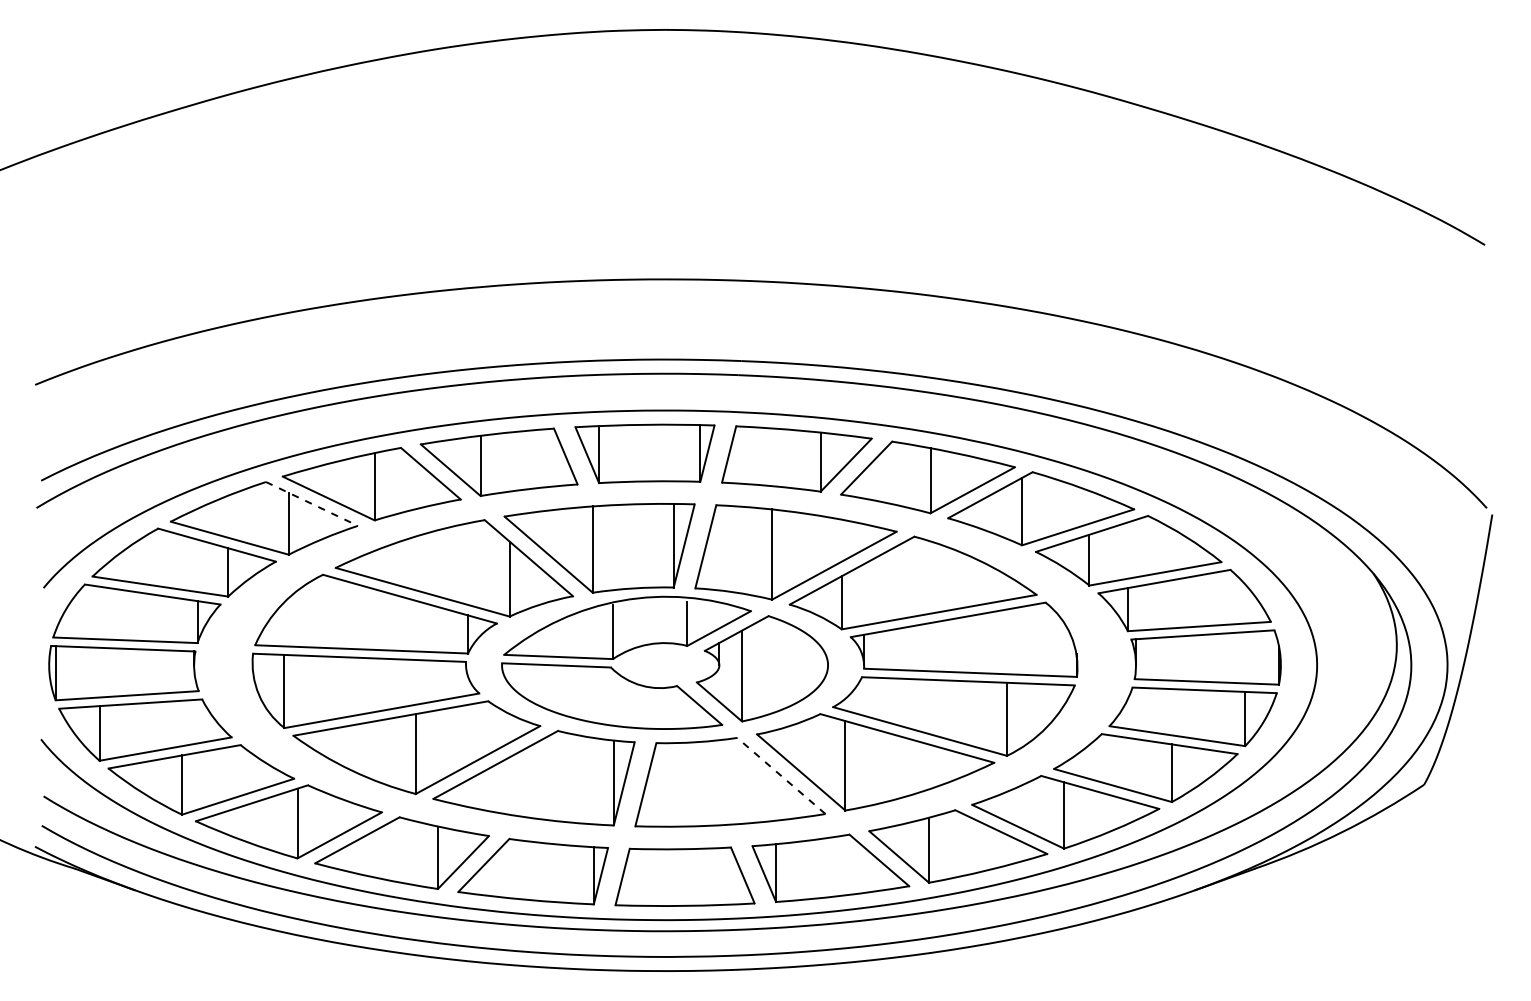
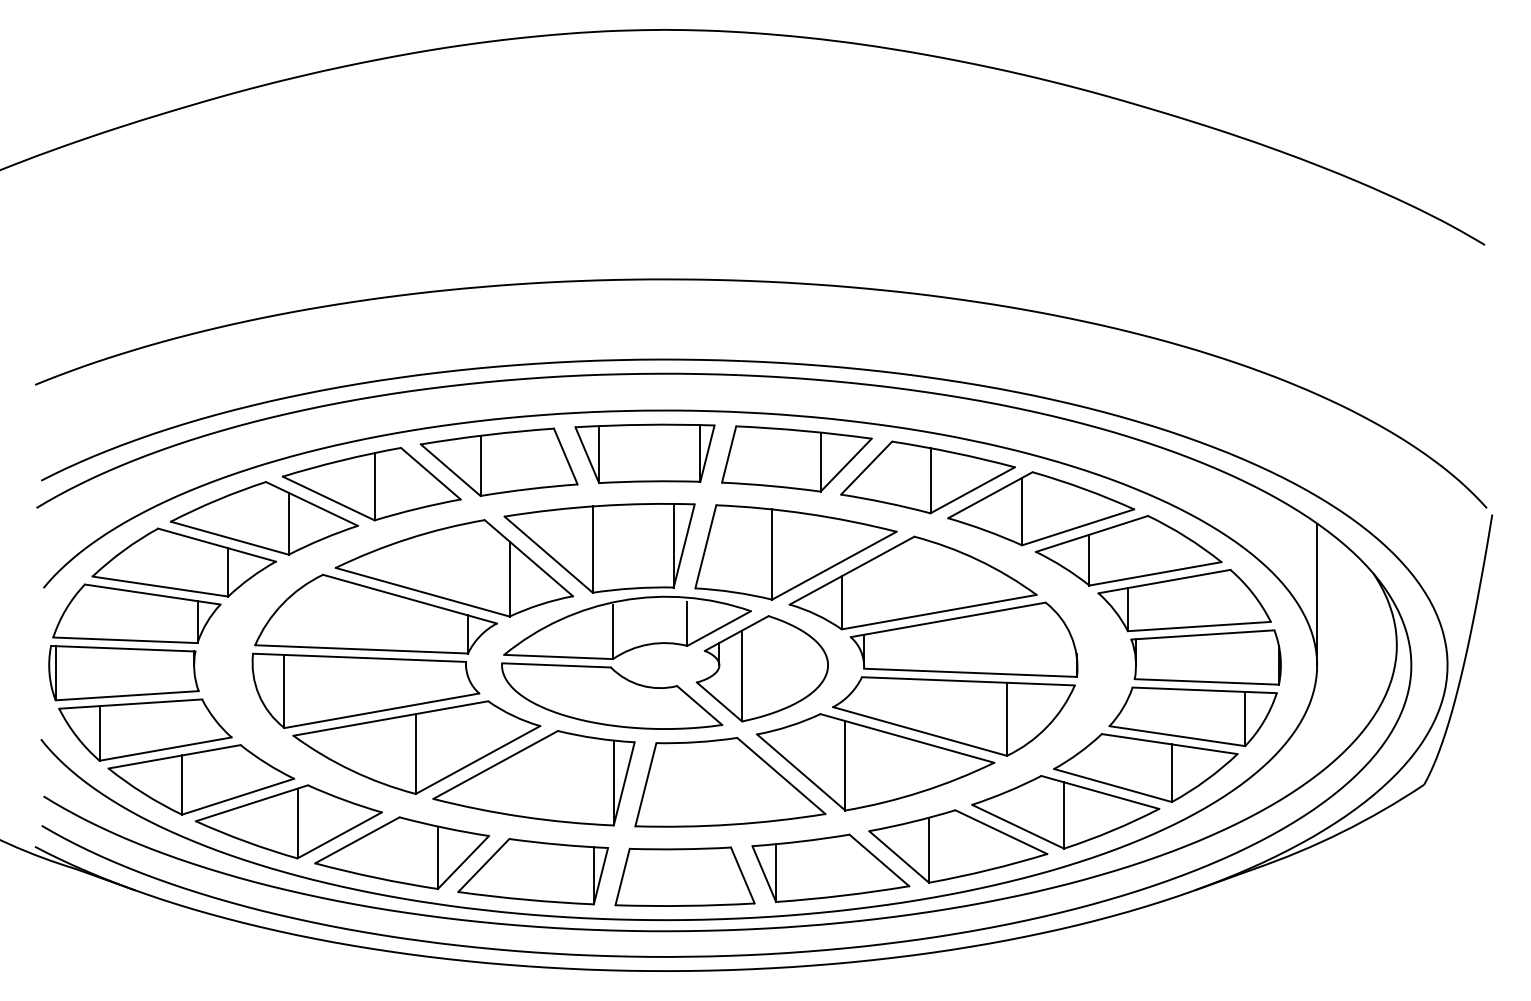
line: dashed -> solid (311, 503)
line: none -> present (1317, 594)
line: dashed -> solid (781, 775)
